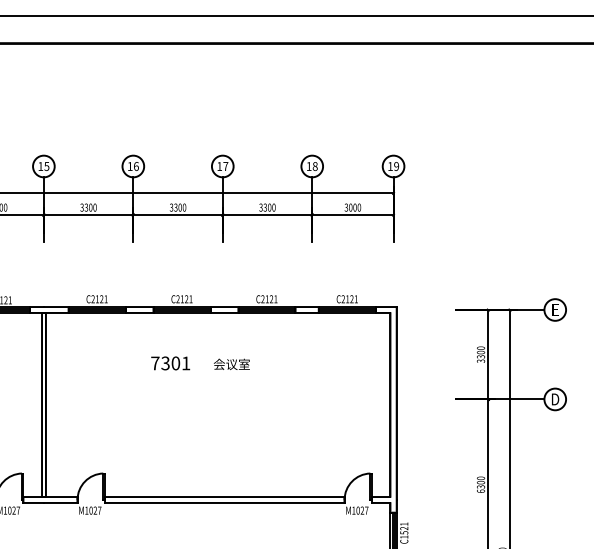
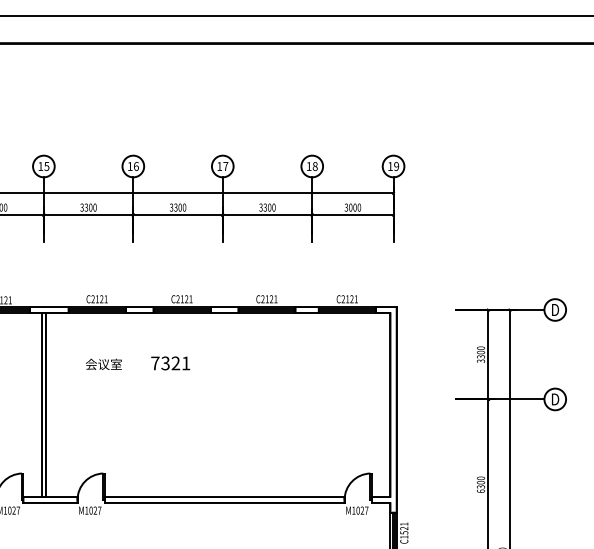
text: E -> D (555, 309)
text: 7301 -> 7321 (175, 363)
text position: (231, 363) -> (103, 363) (103, 363)
